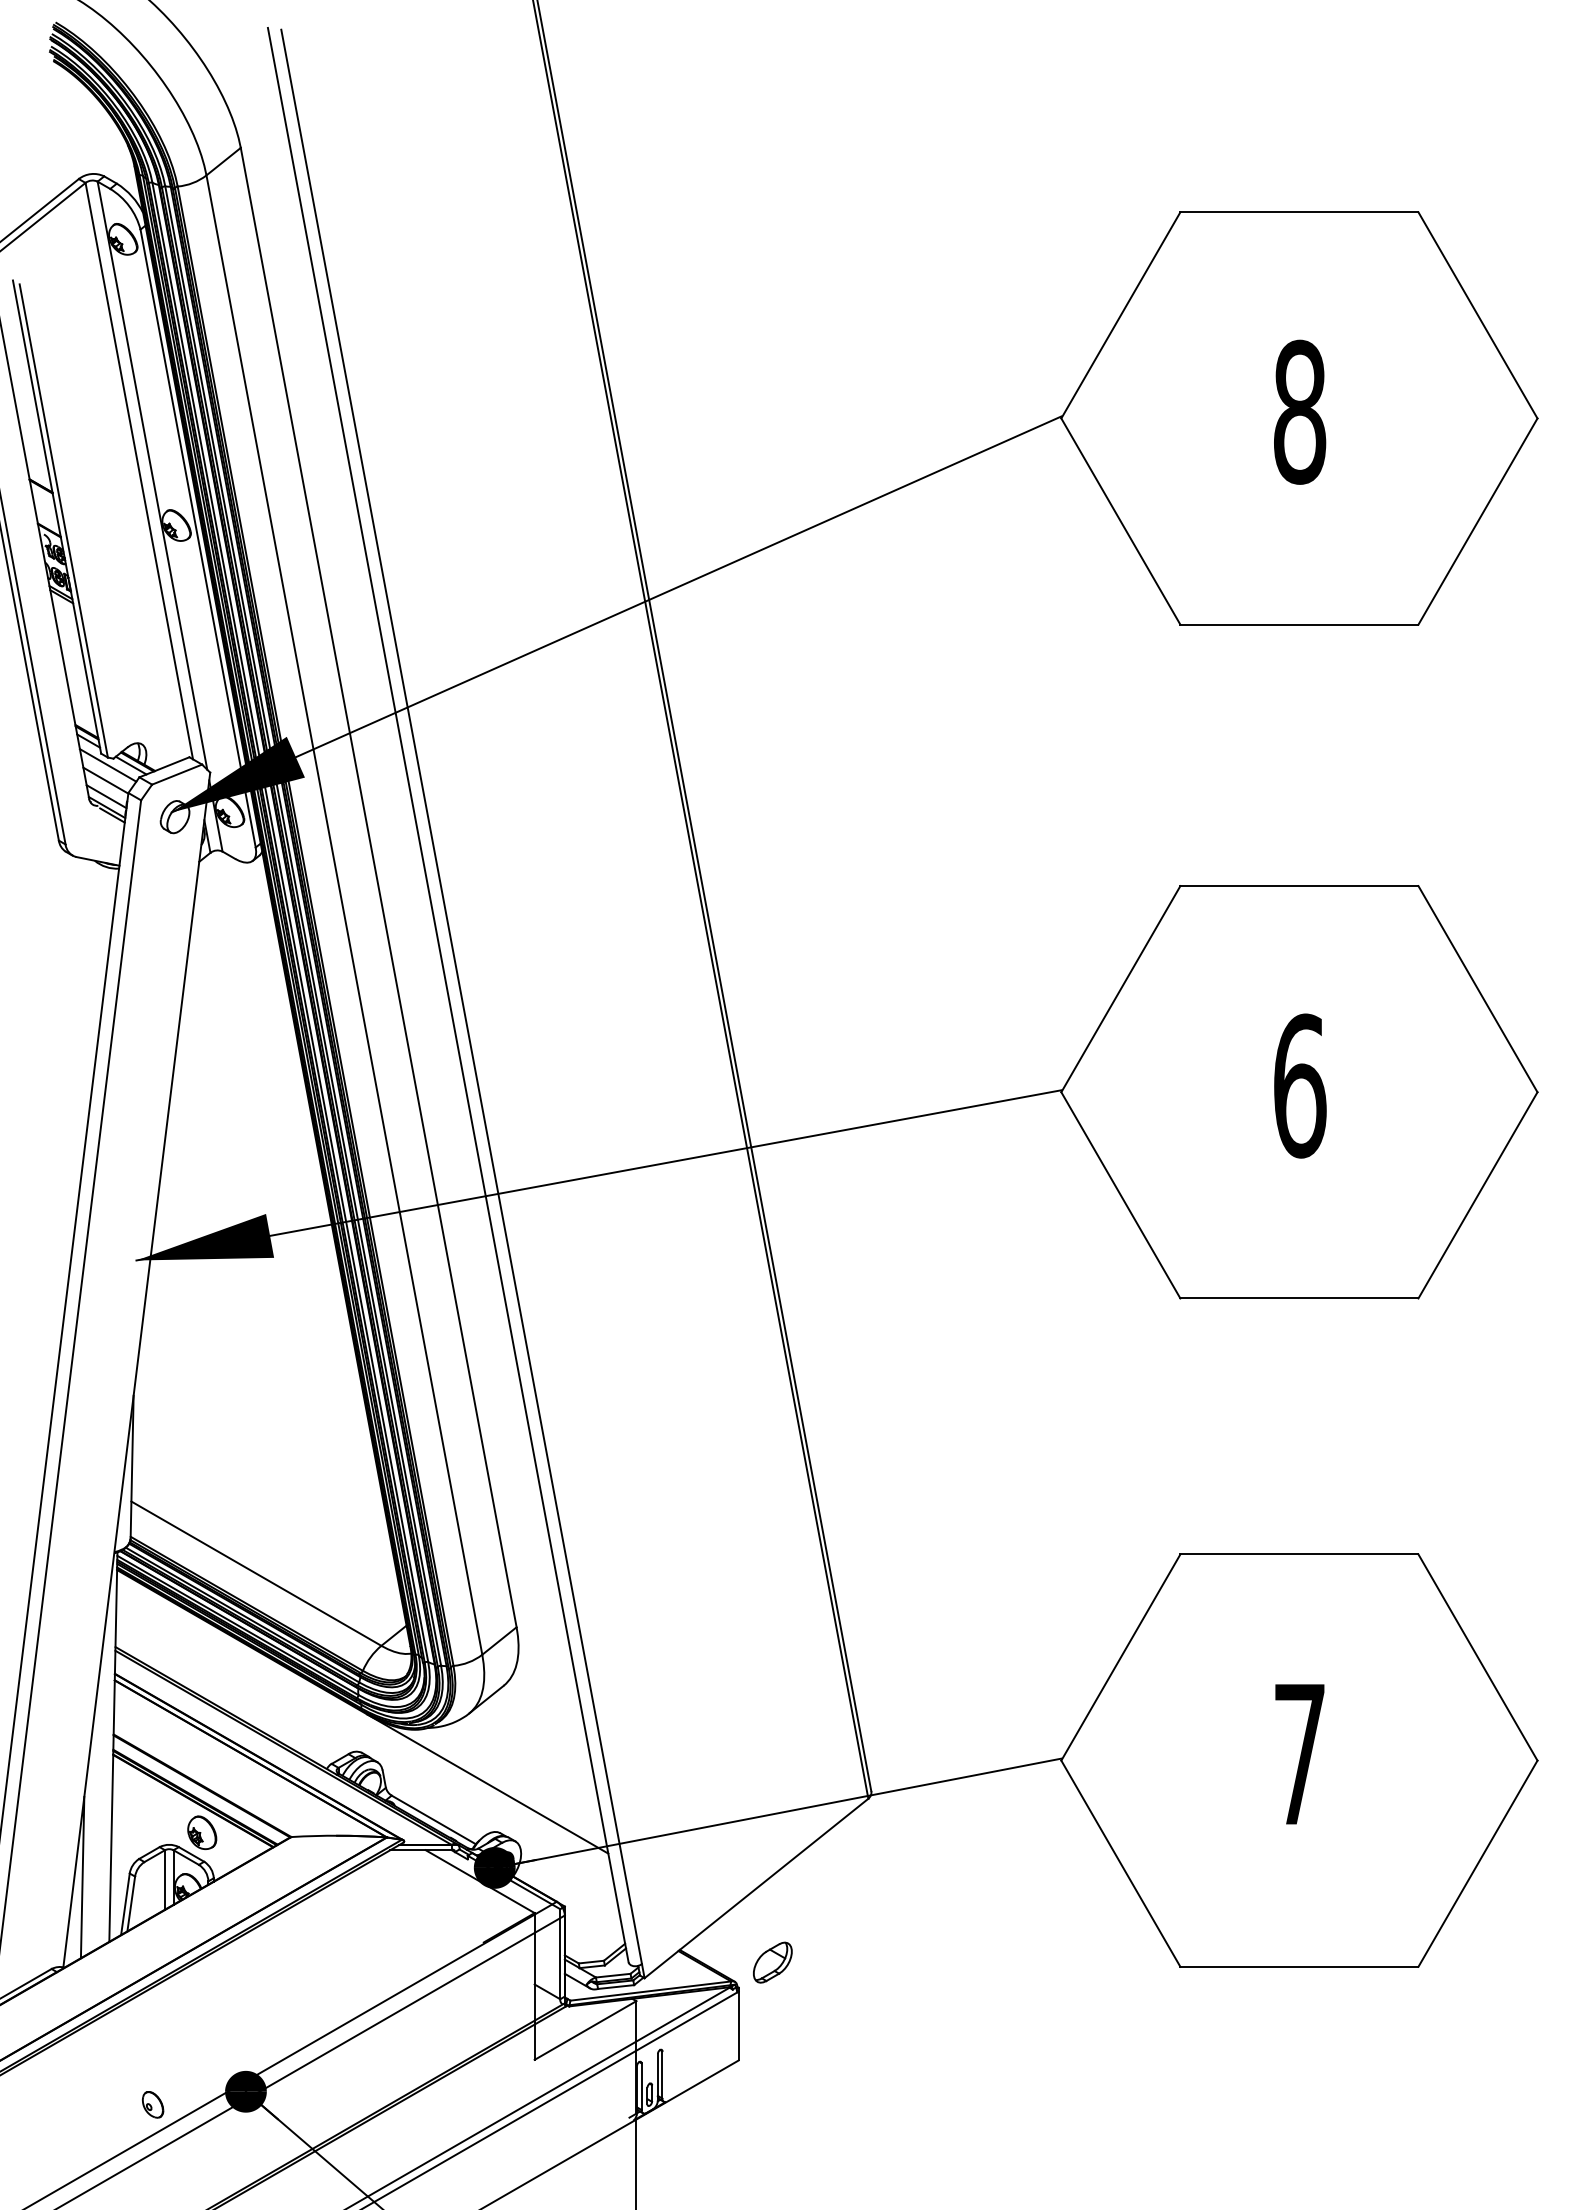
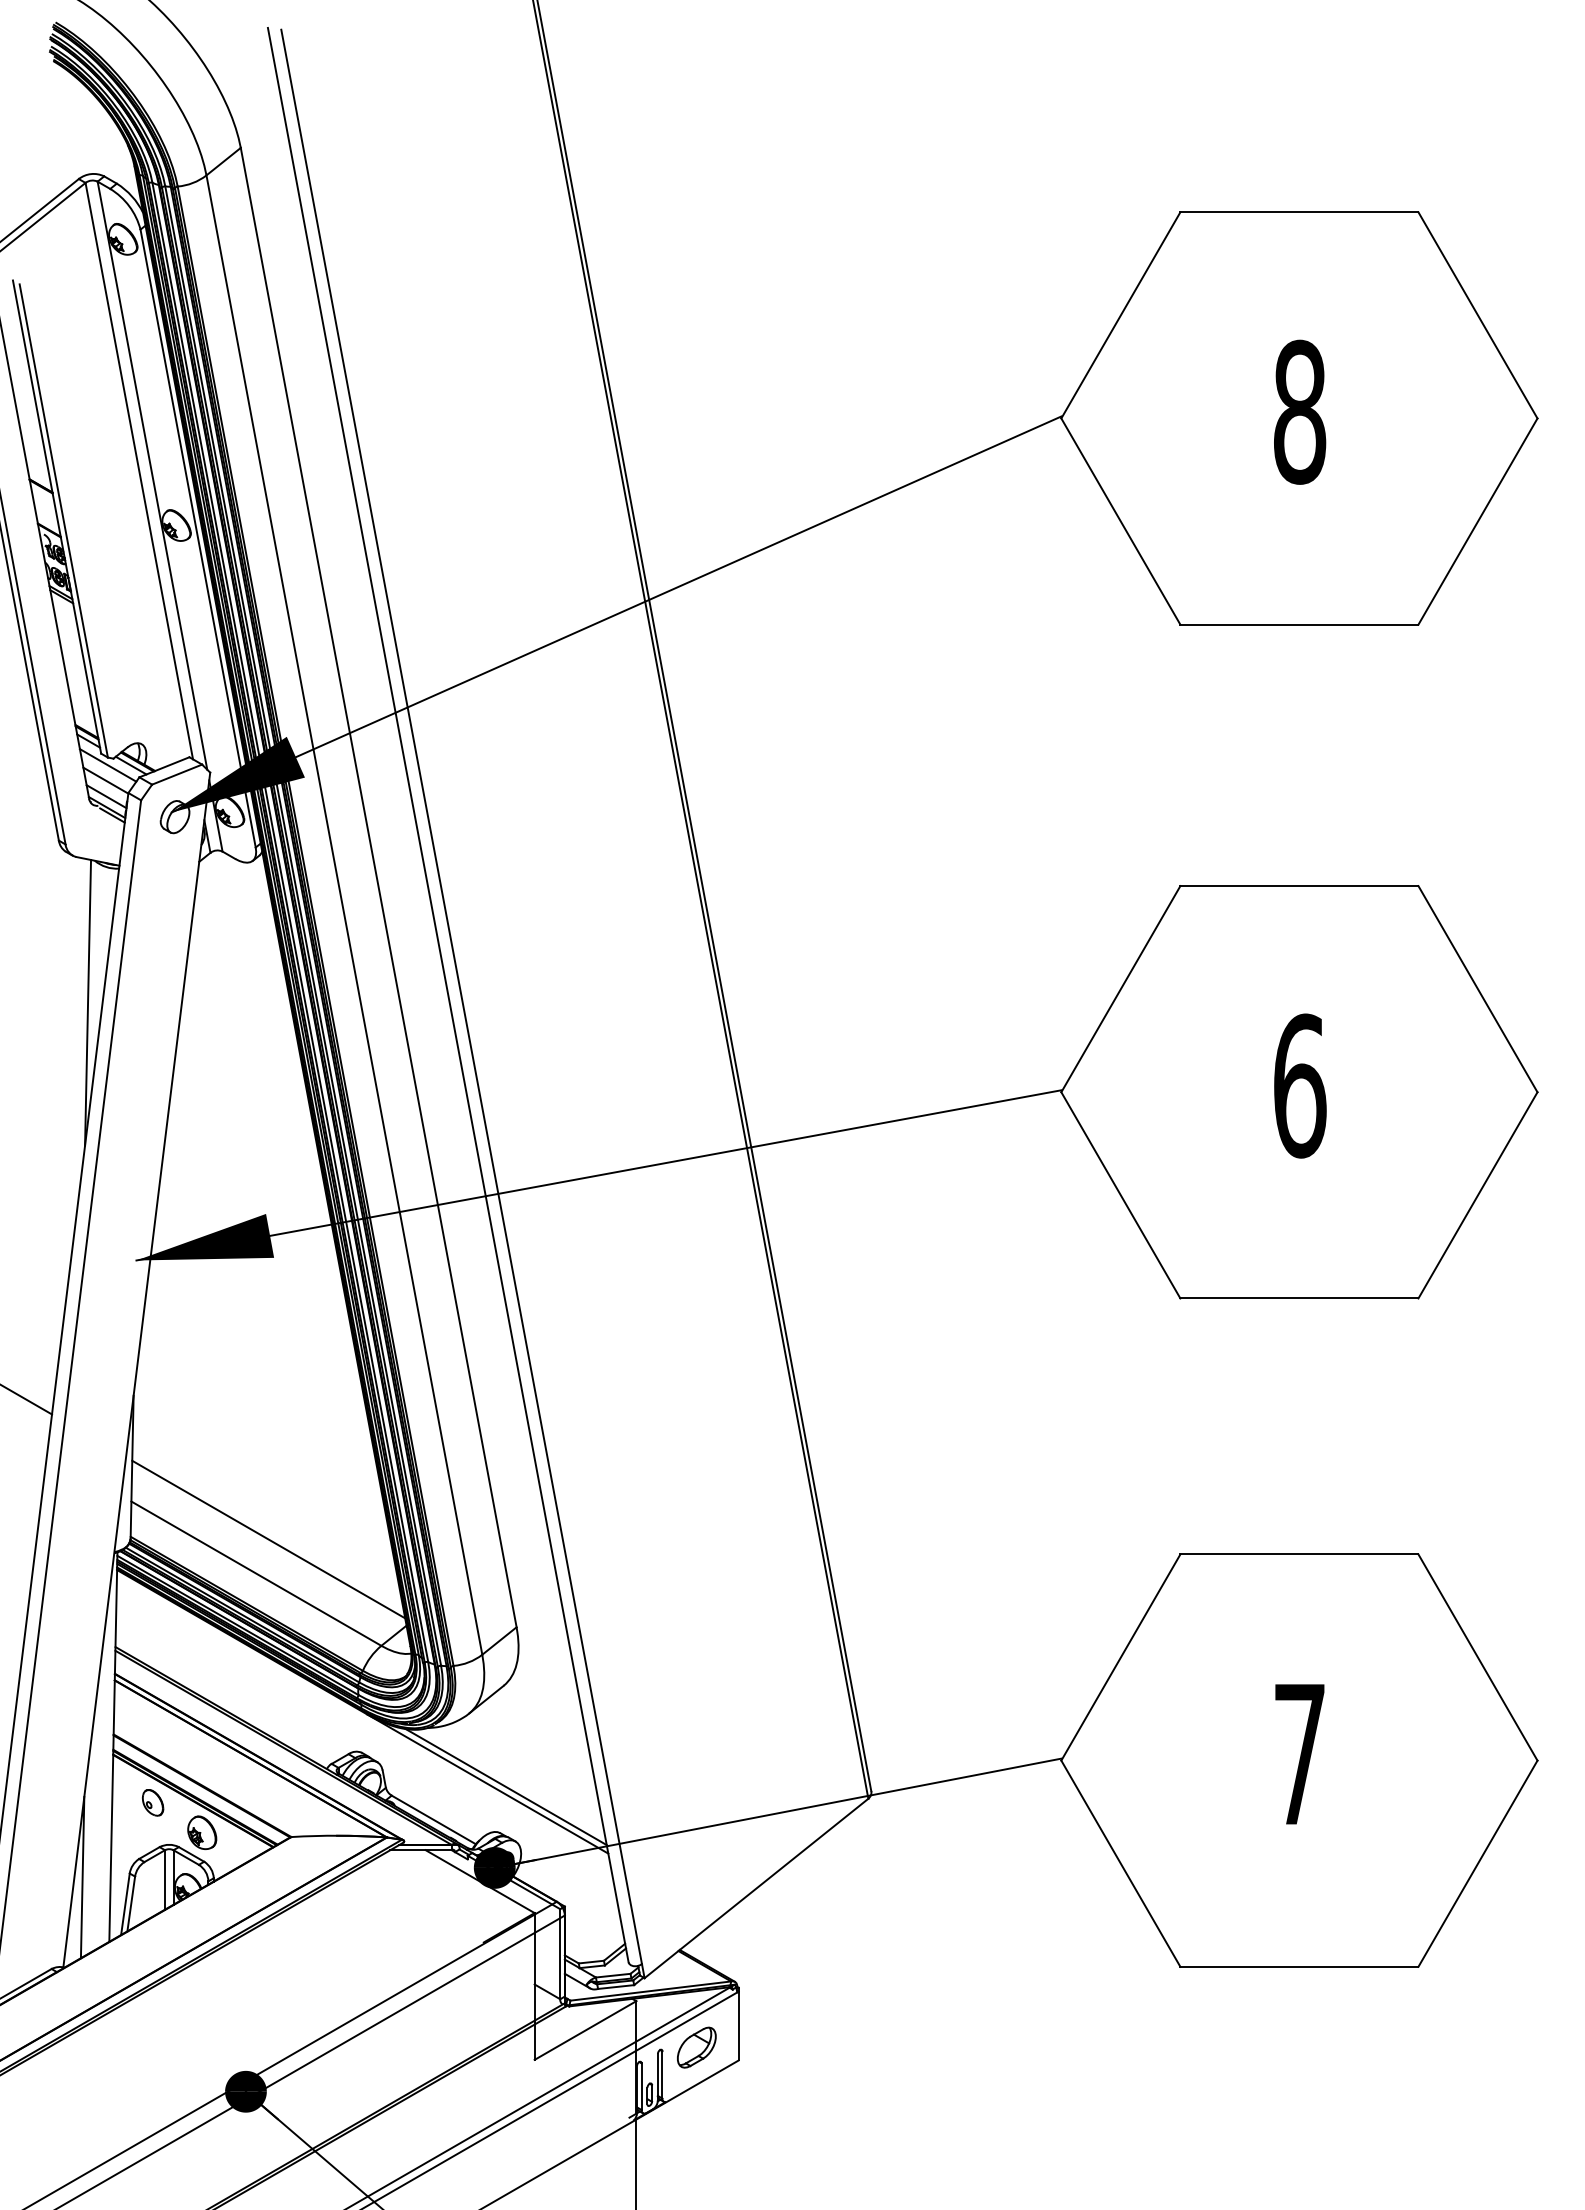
line: none -> present (88, 1002)
line: none -> present (27, 1399)
line: none -> present (268, 1539)
line: none -> present (505, 1786)
part position: (772, 1962) -> (696, 2047) (696, 2047)
part position: (153, 2104) -> (153, 1802) (153, 1802)
